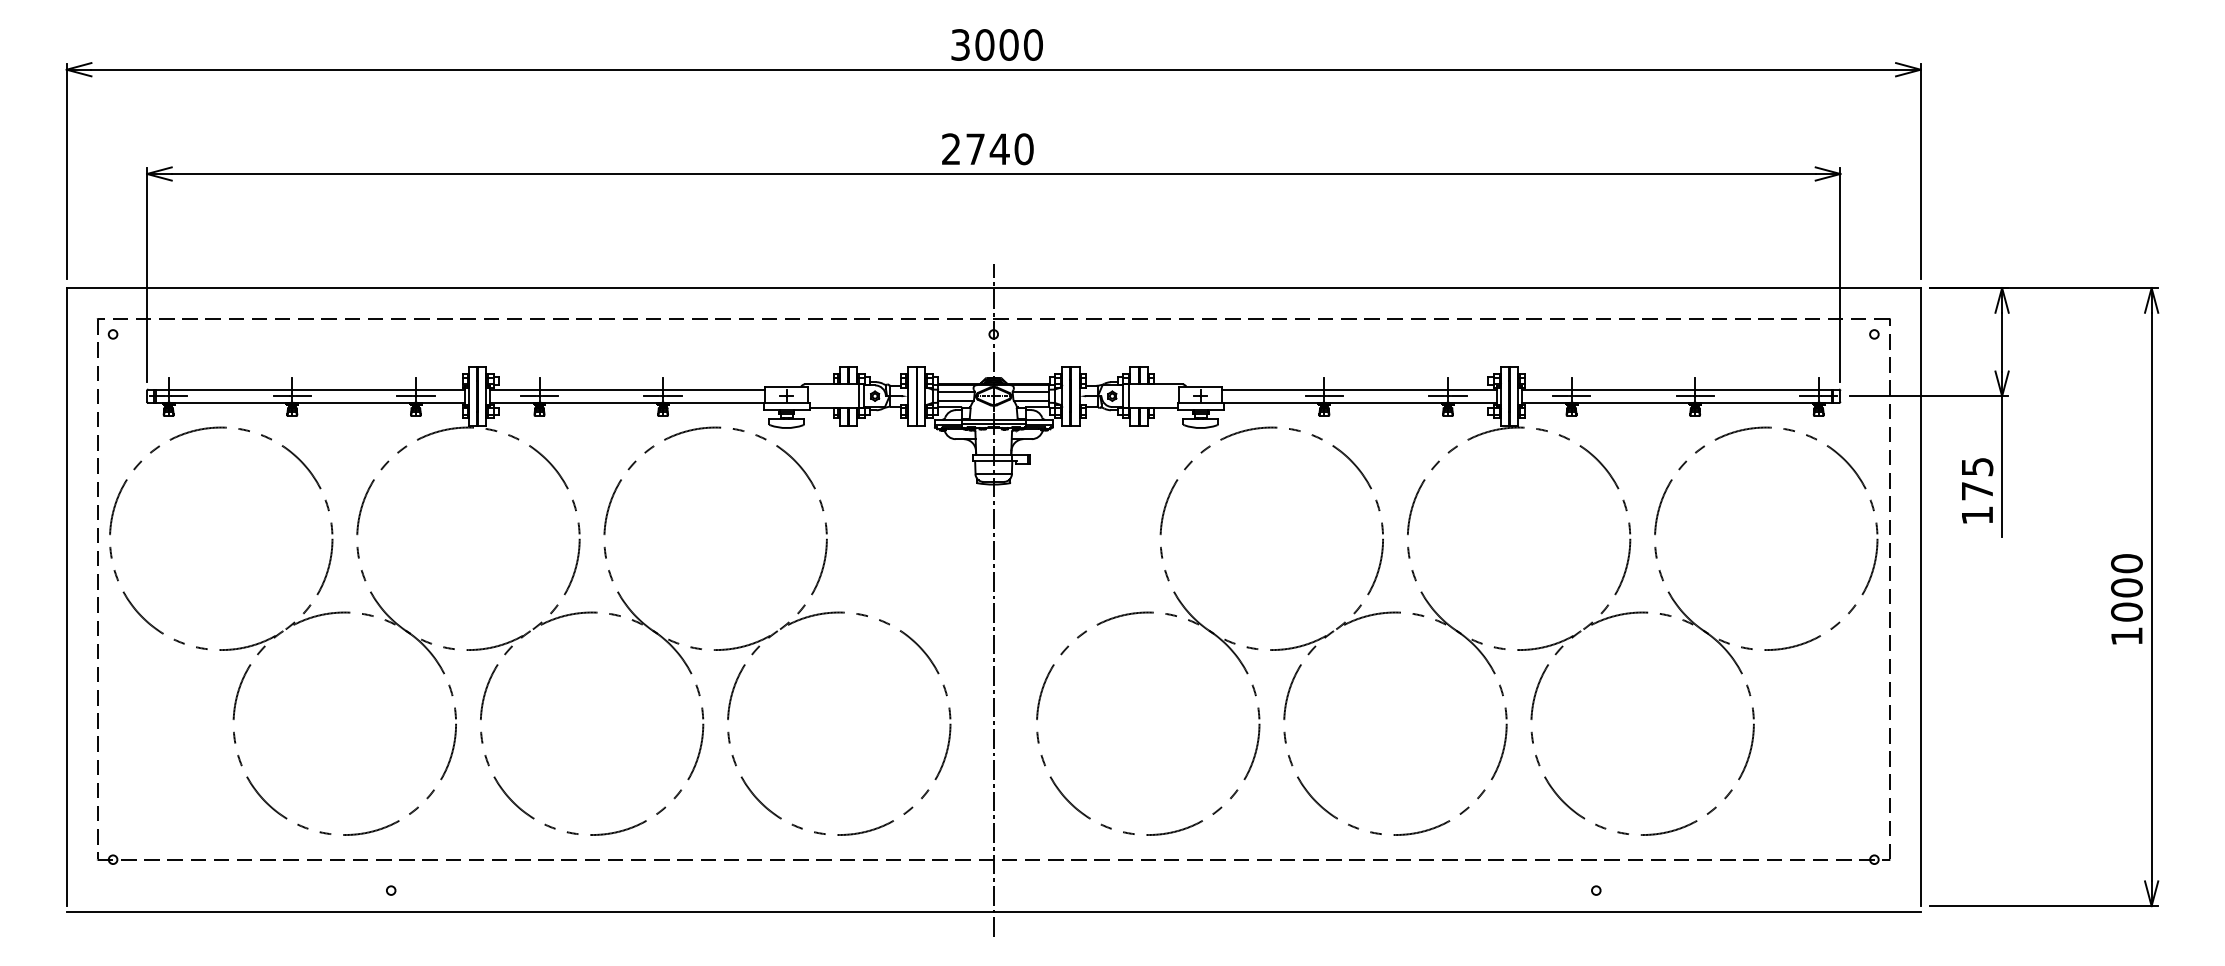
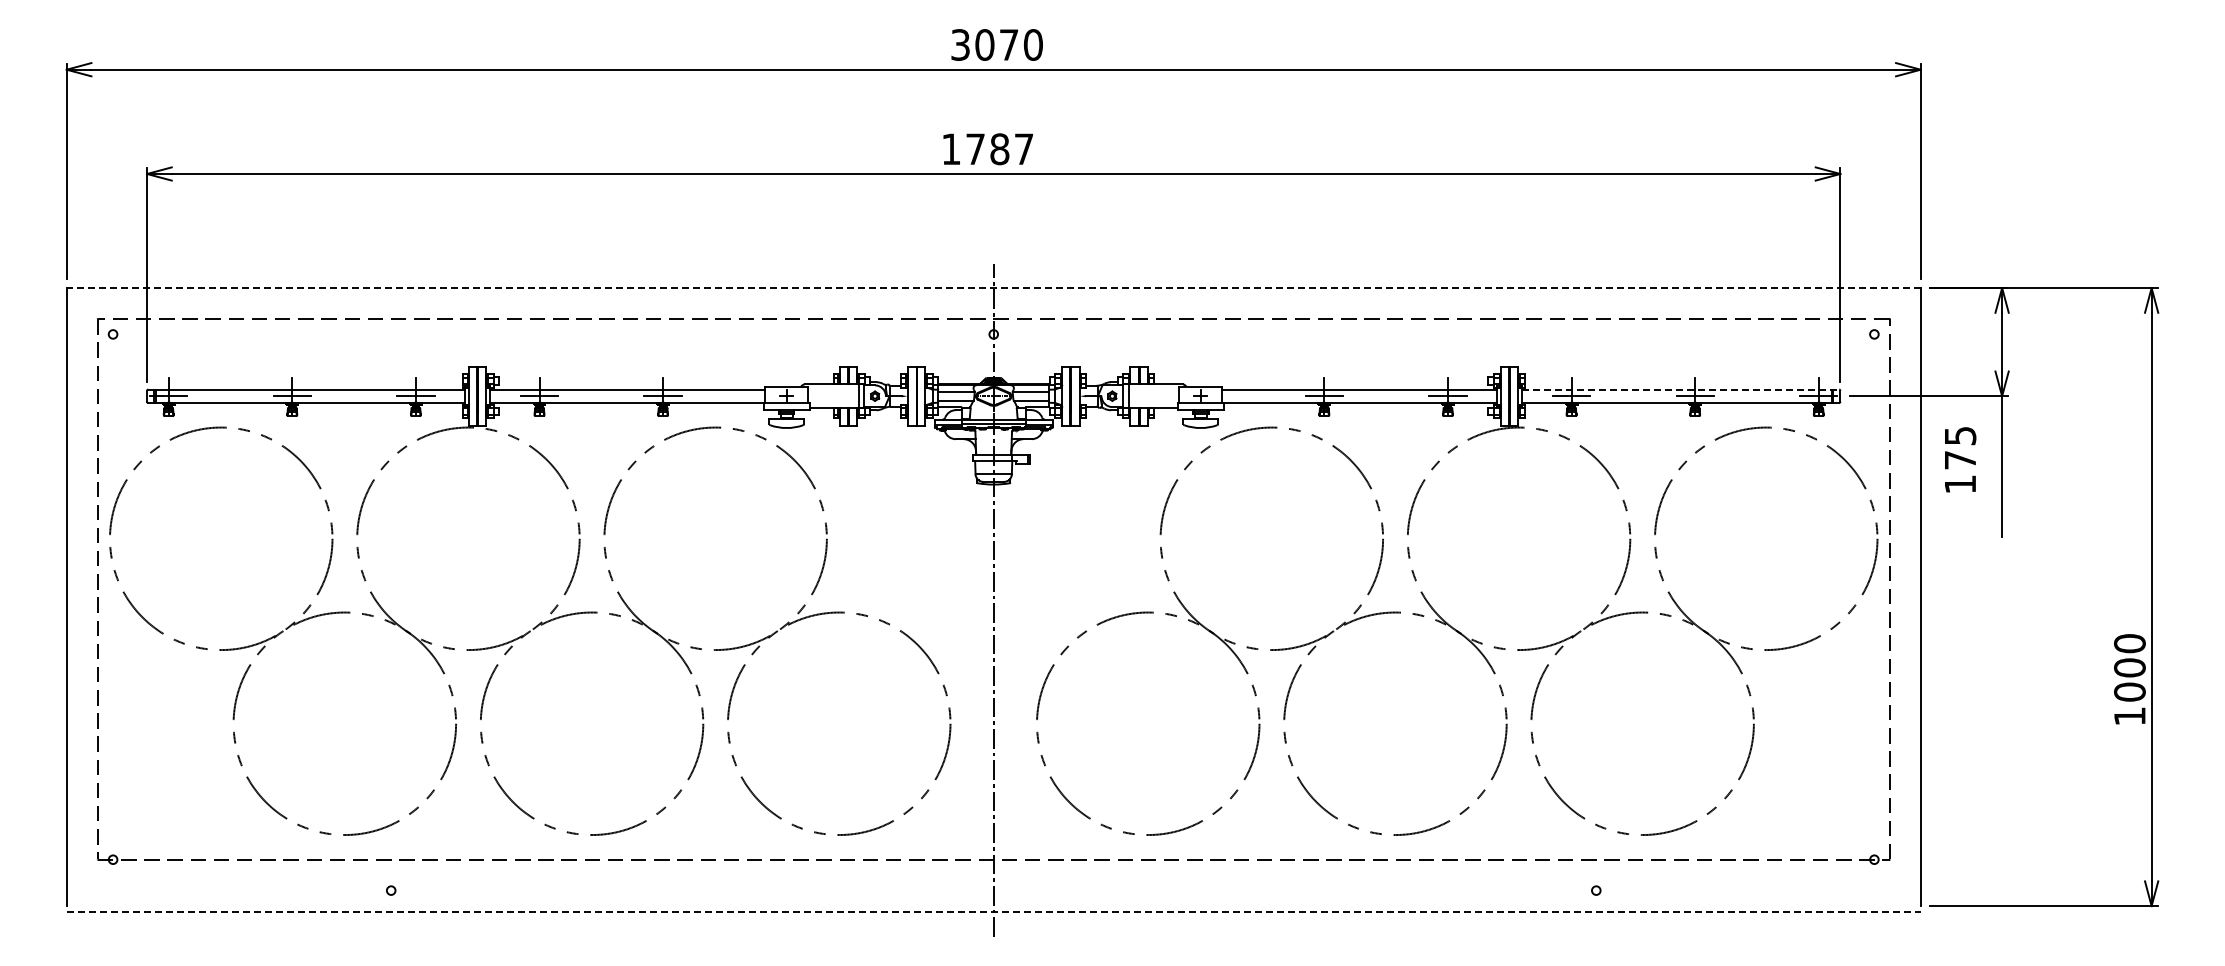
text: 3000 -> 3070 (1008, 44)
text: 2740 -> 1787 (987, 149)
line: solid -> dashed (993, 288)
line: solid -> dashed (1680, 389)
text position: (1977, 490) -> (1960, 459) (1960, 459)
text position: (2126, 599) -> (2129, 679) (2129, 679)
line: solid -> dashed (994, 912)
